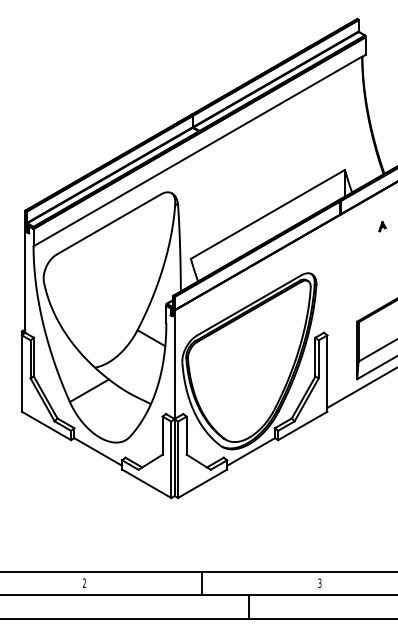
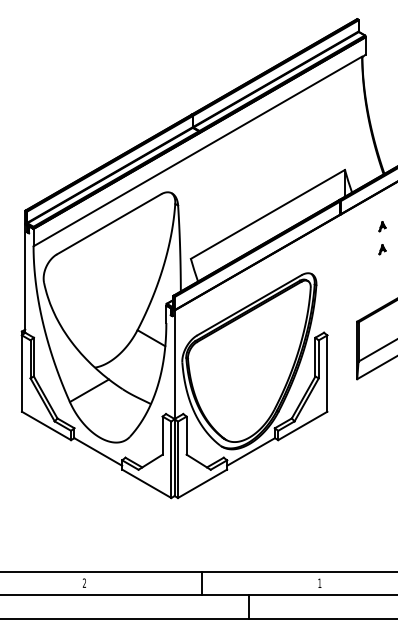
part: none -> present (382, 249)
line: present -> none (360, 387)
text: 3 -> 1 (319, 583)
